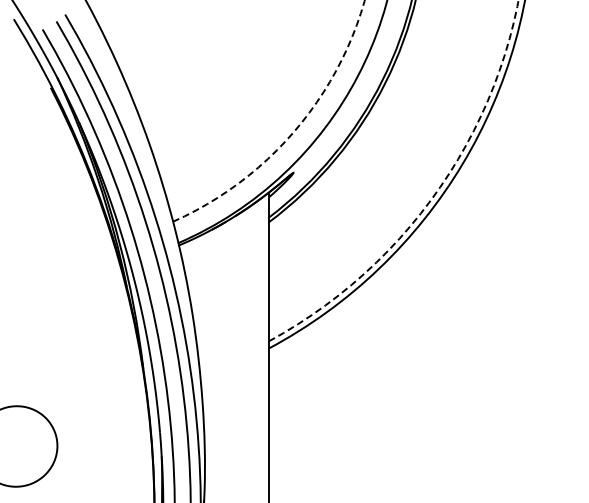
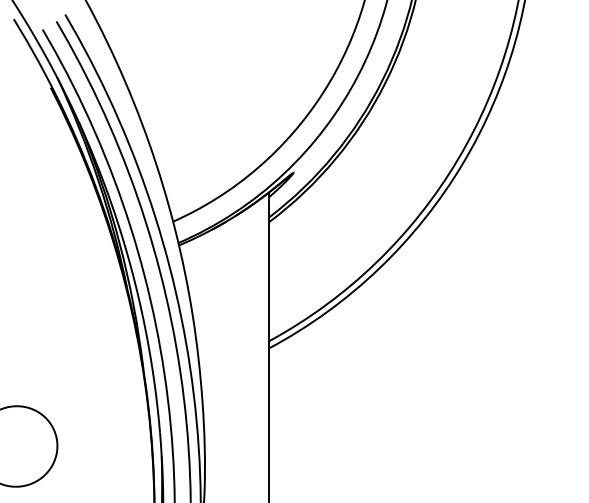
arc: dashed -> solid (292, 133)
arc: dashed -> solid (432, 198)
